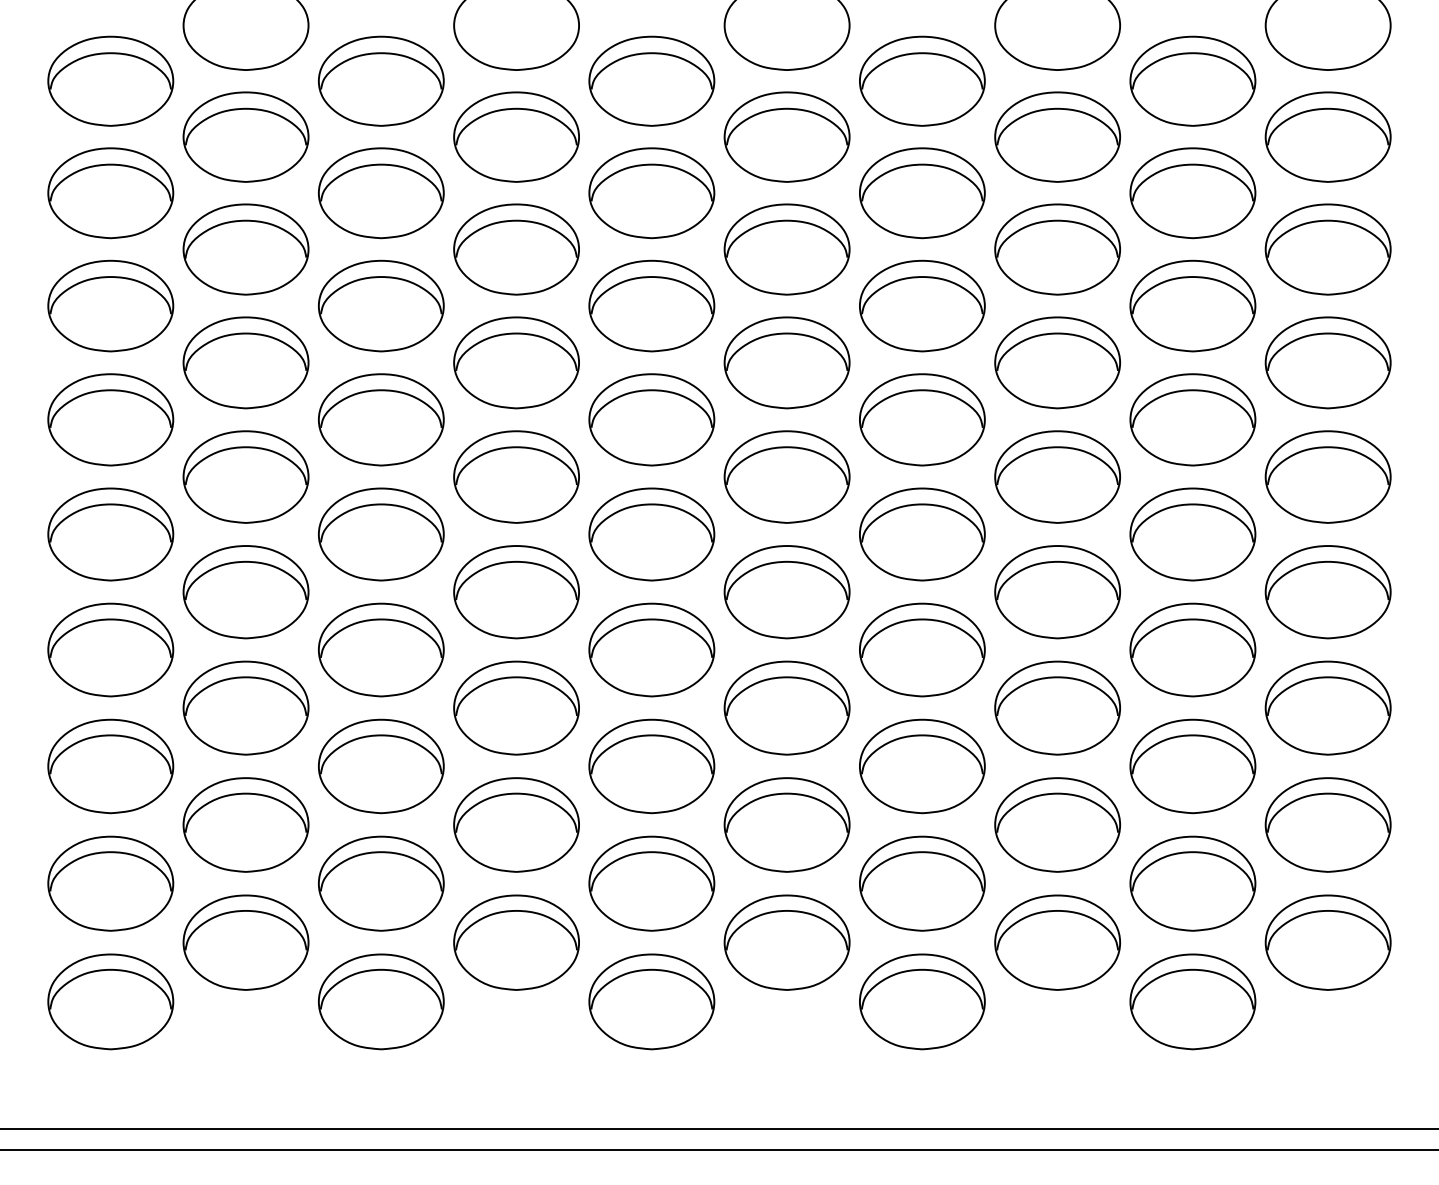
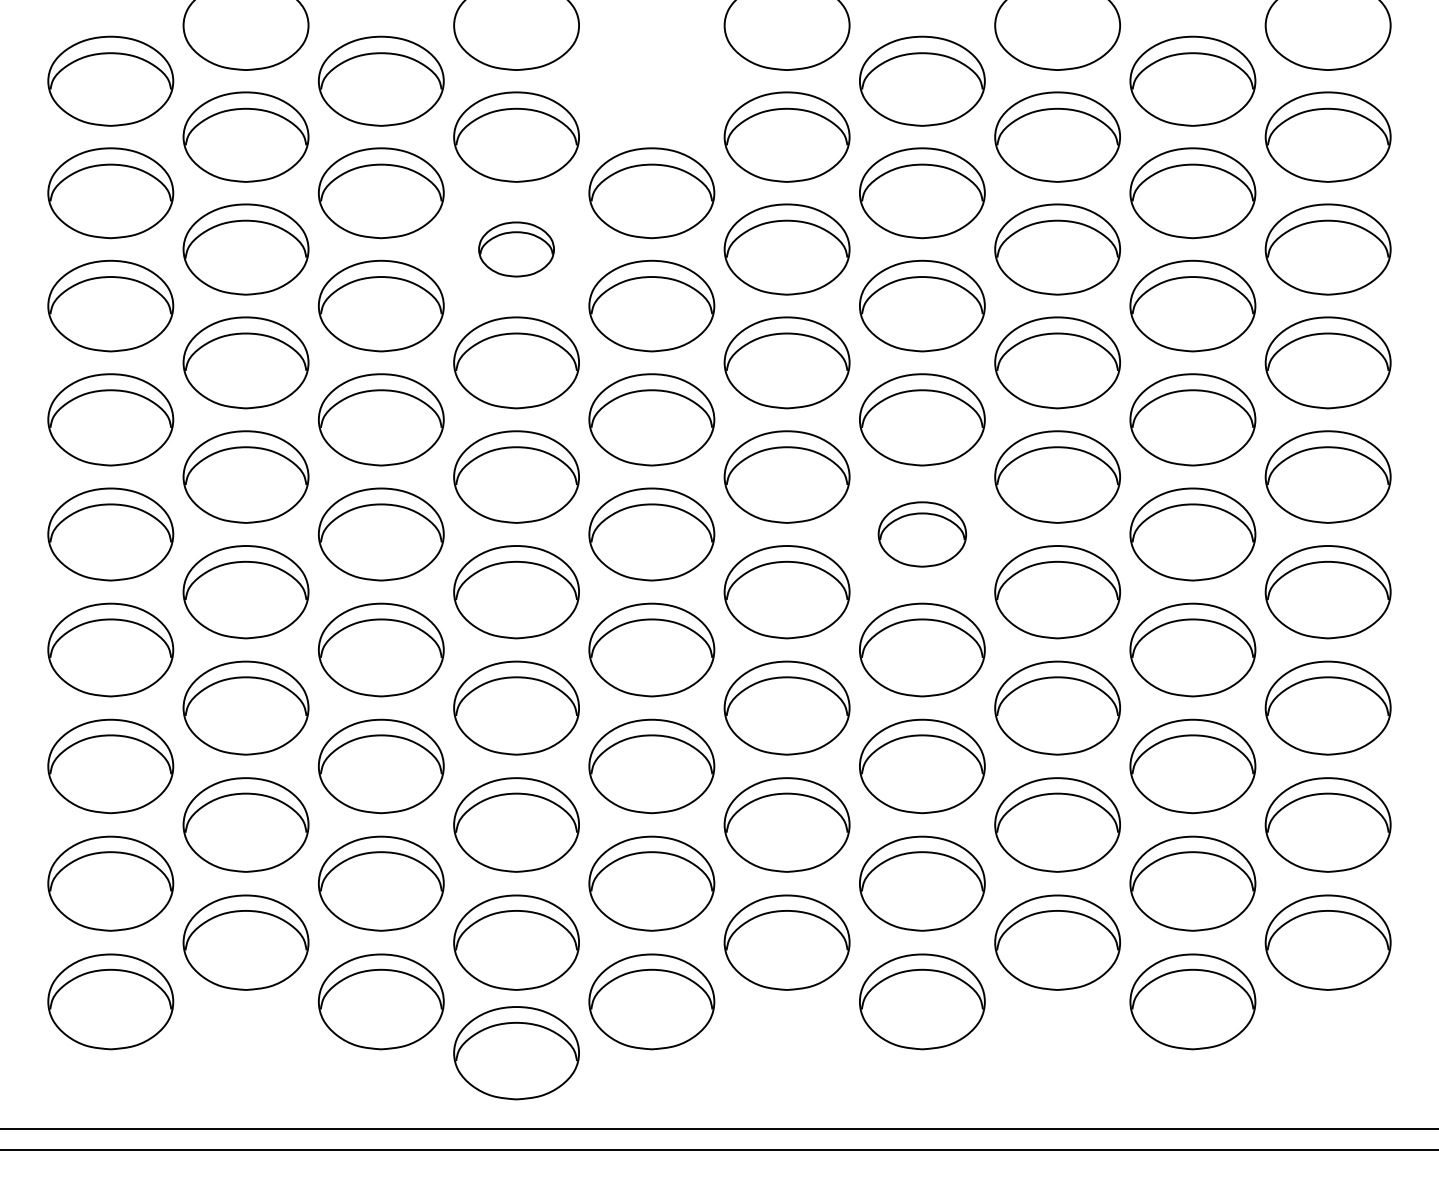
part: present -> none (651, 80)
part size: 127x93 px -> 77x57 px (516, 249)
part size: 127x95 px -> 91x67 px (922, 534)
part: none -> present (516, 1053)
